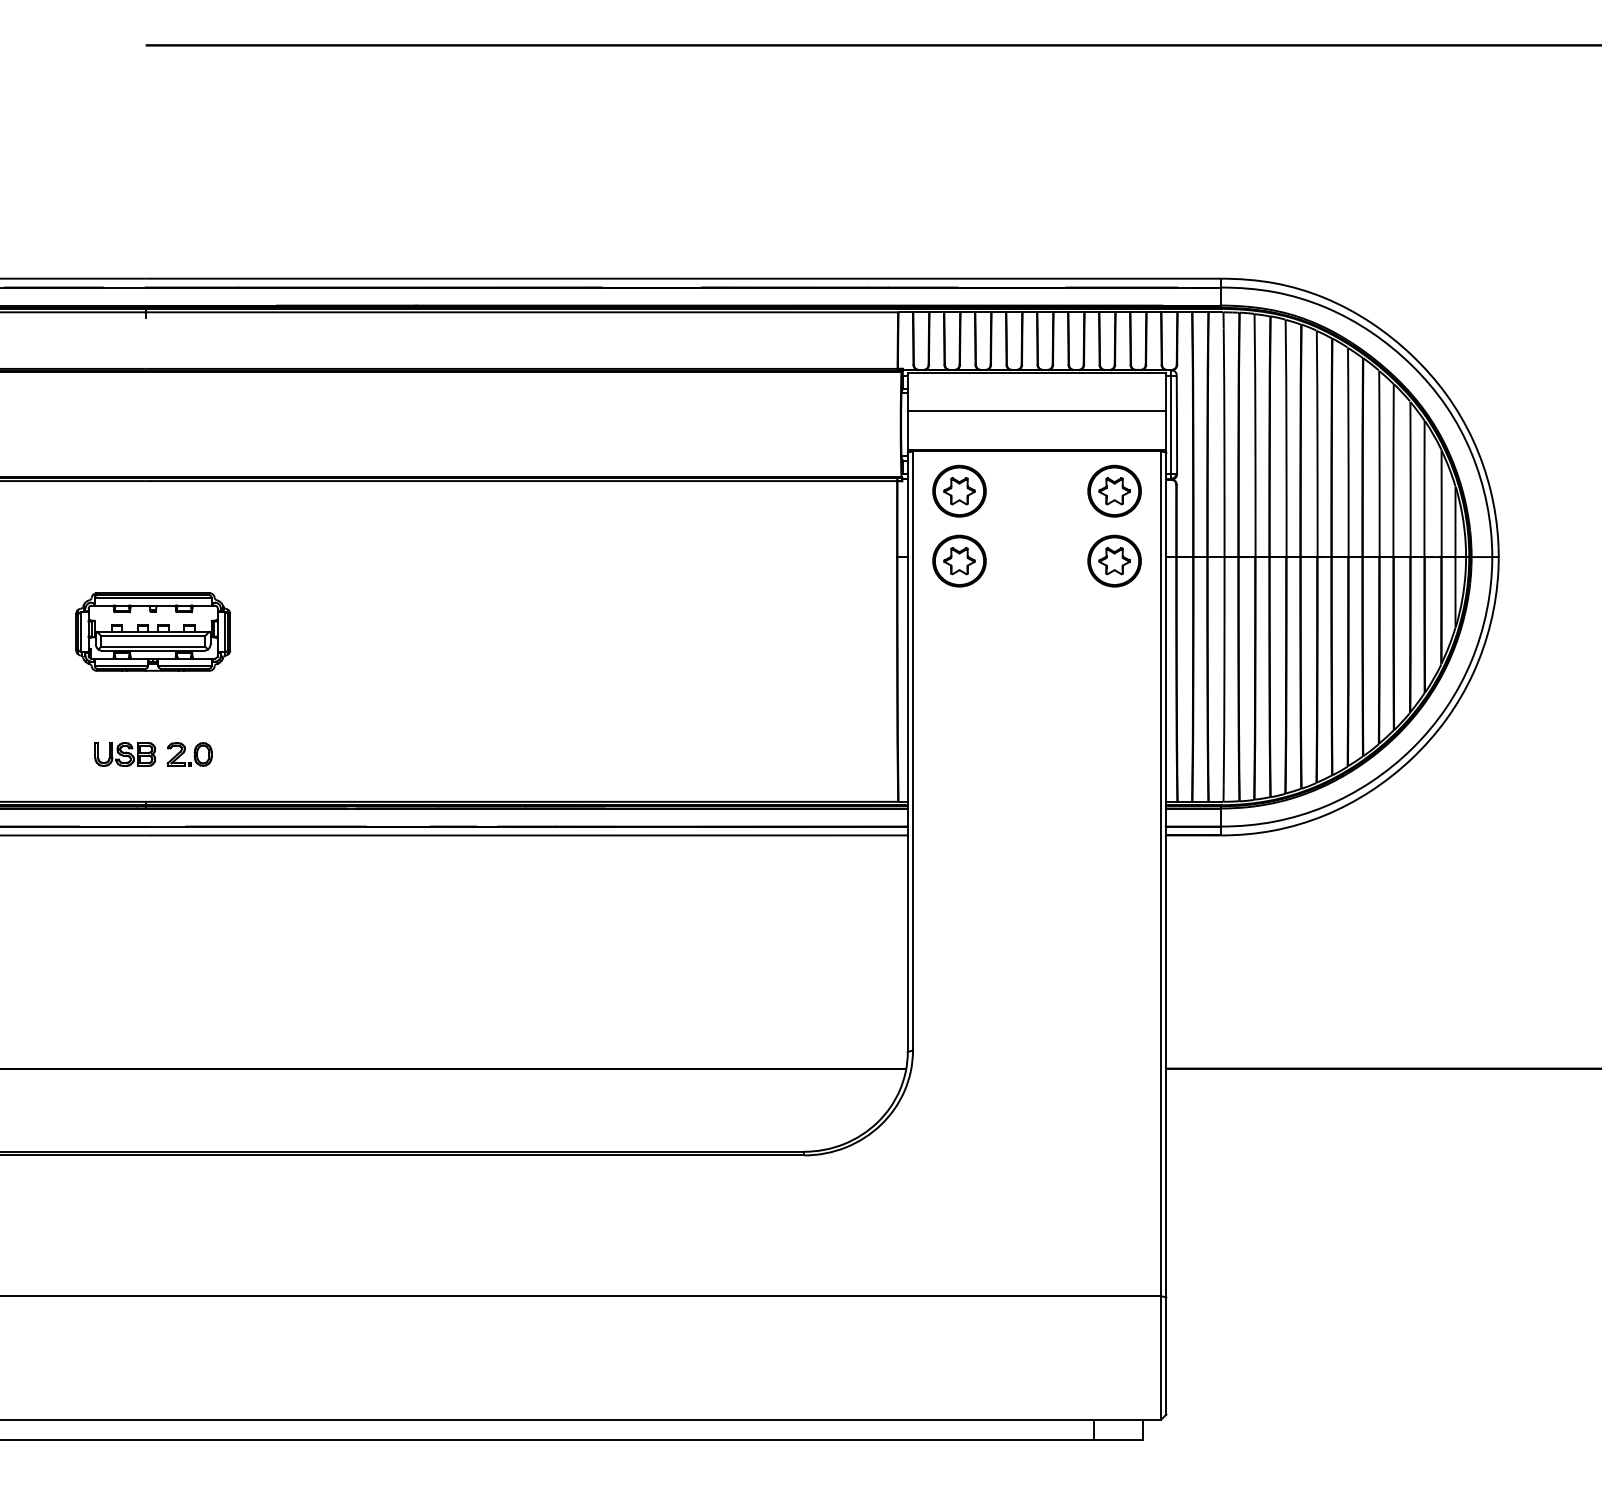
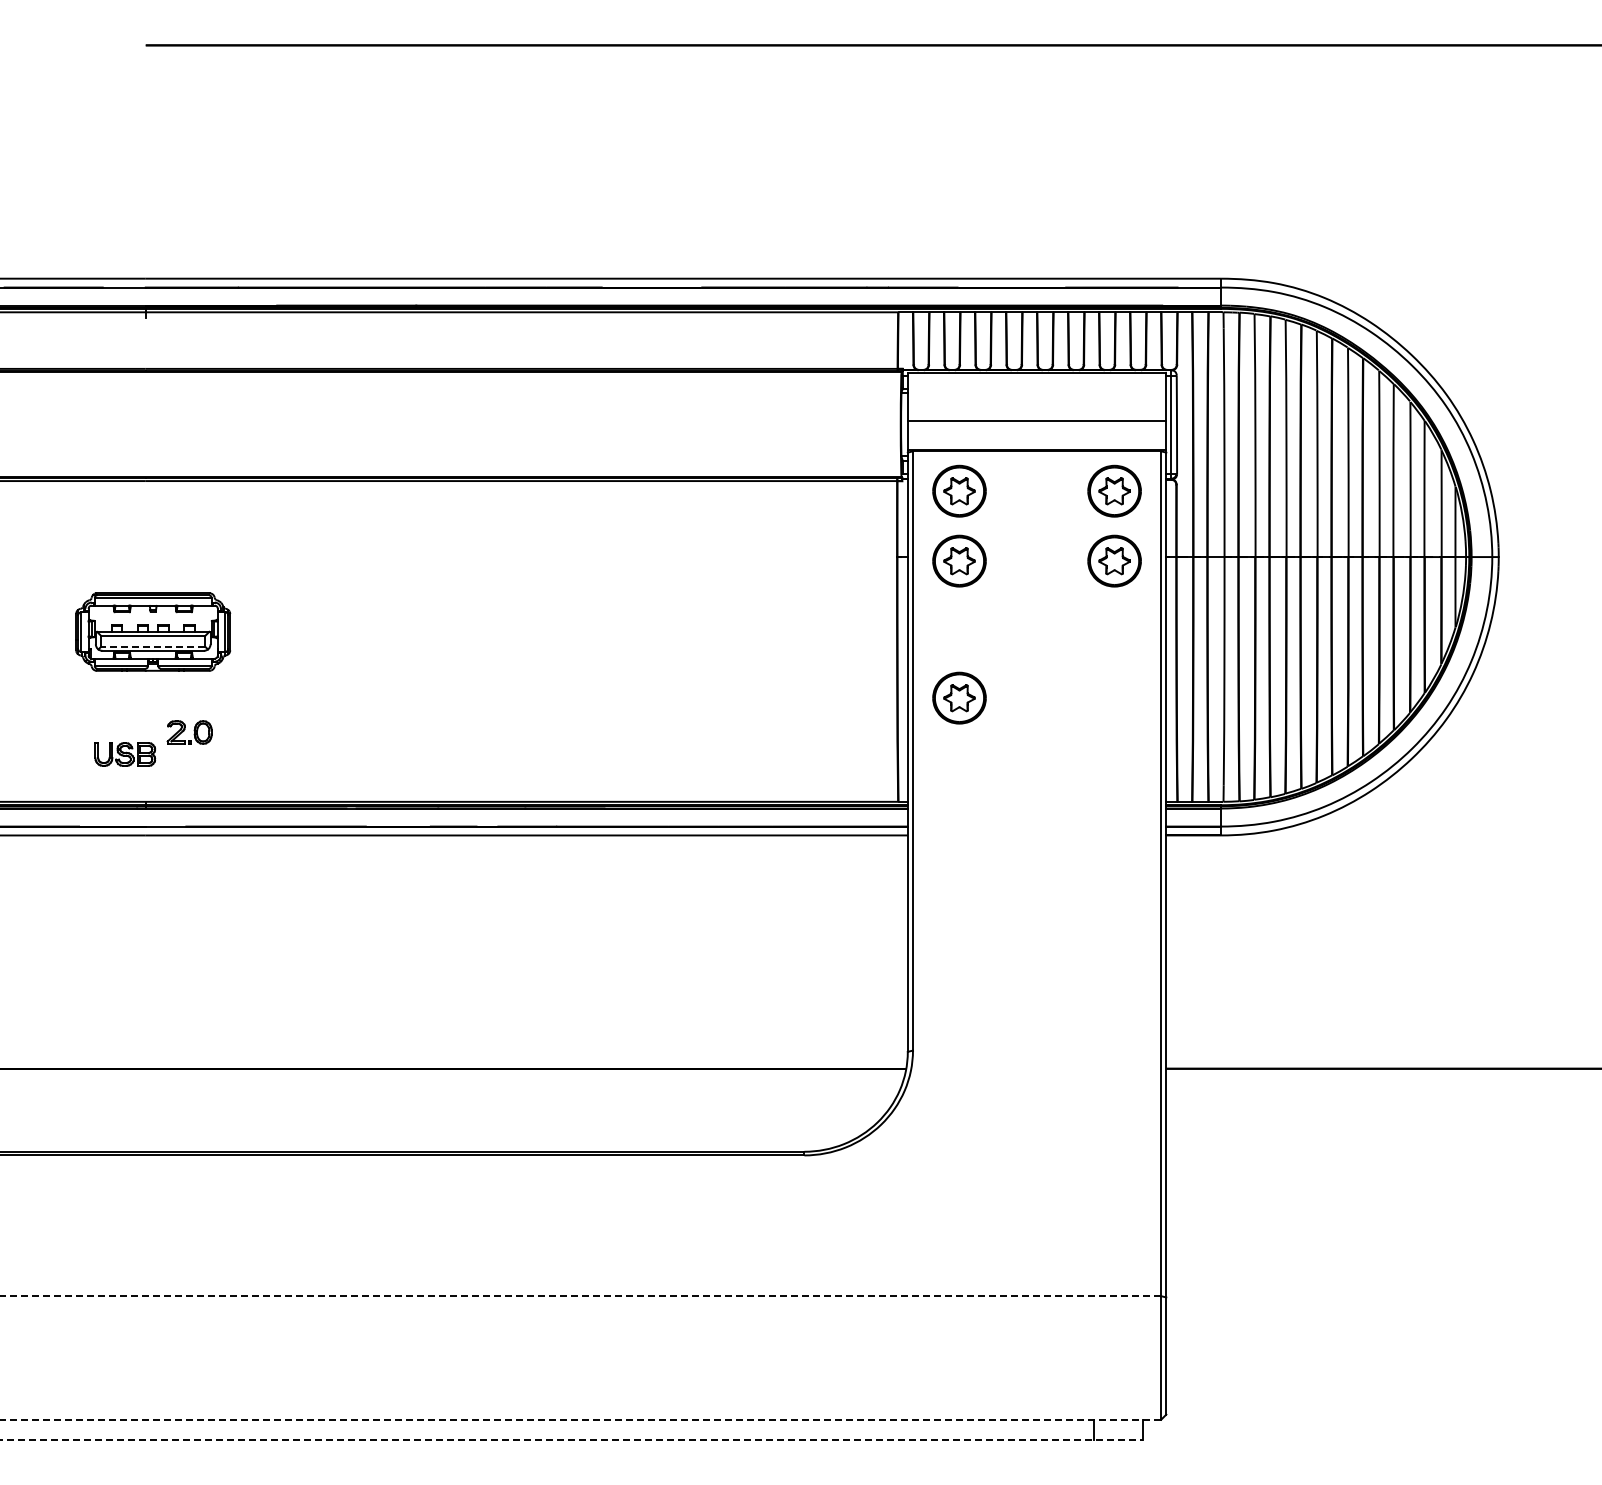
line position: (1036, 411) -> (1036, 421) (1036, 421)
line: solid -> dashed (152, 646)
part: none -> present (959, 697)
part position: (189, 754) -> (189, 732) (189, 732)
line: solid -> dashed (581, 1296)
line: solid -> dashed (580, 1419)
line: solid -> dashed (571, 1440)
